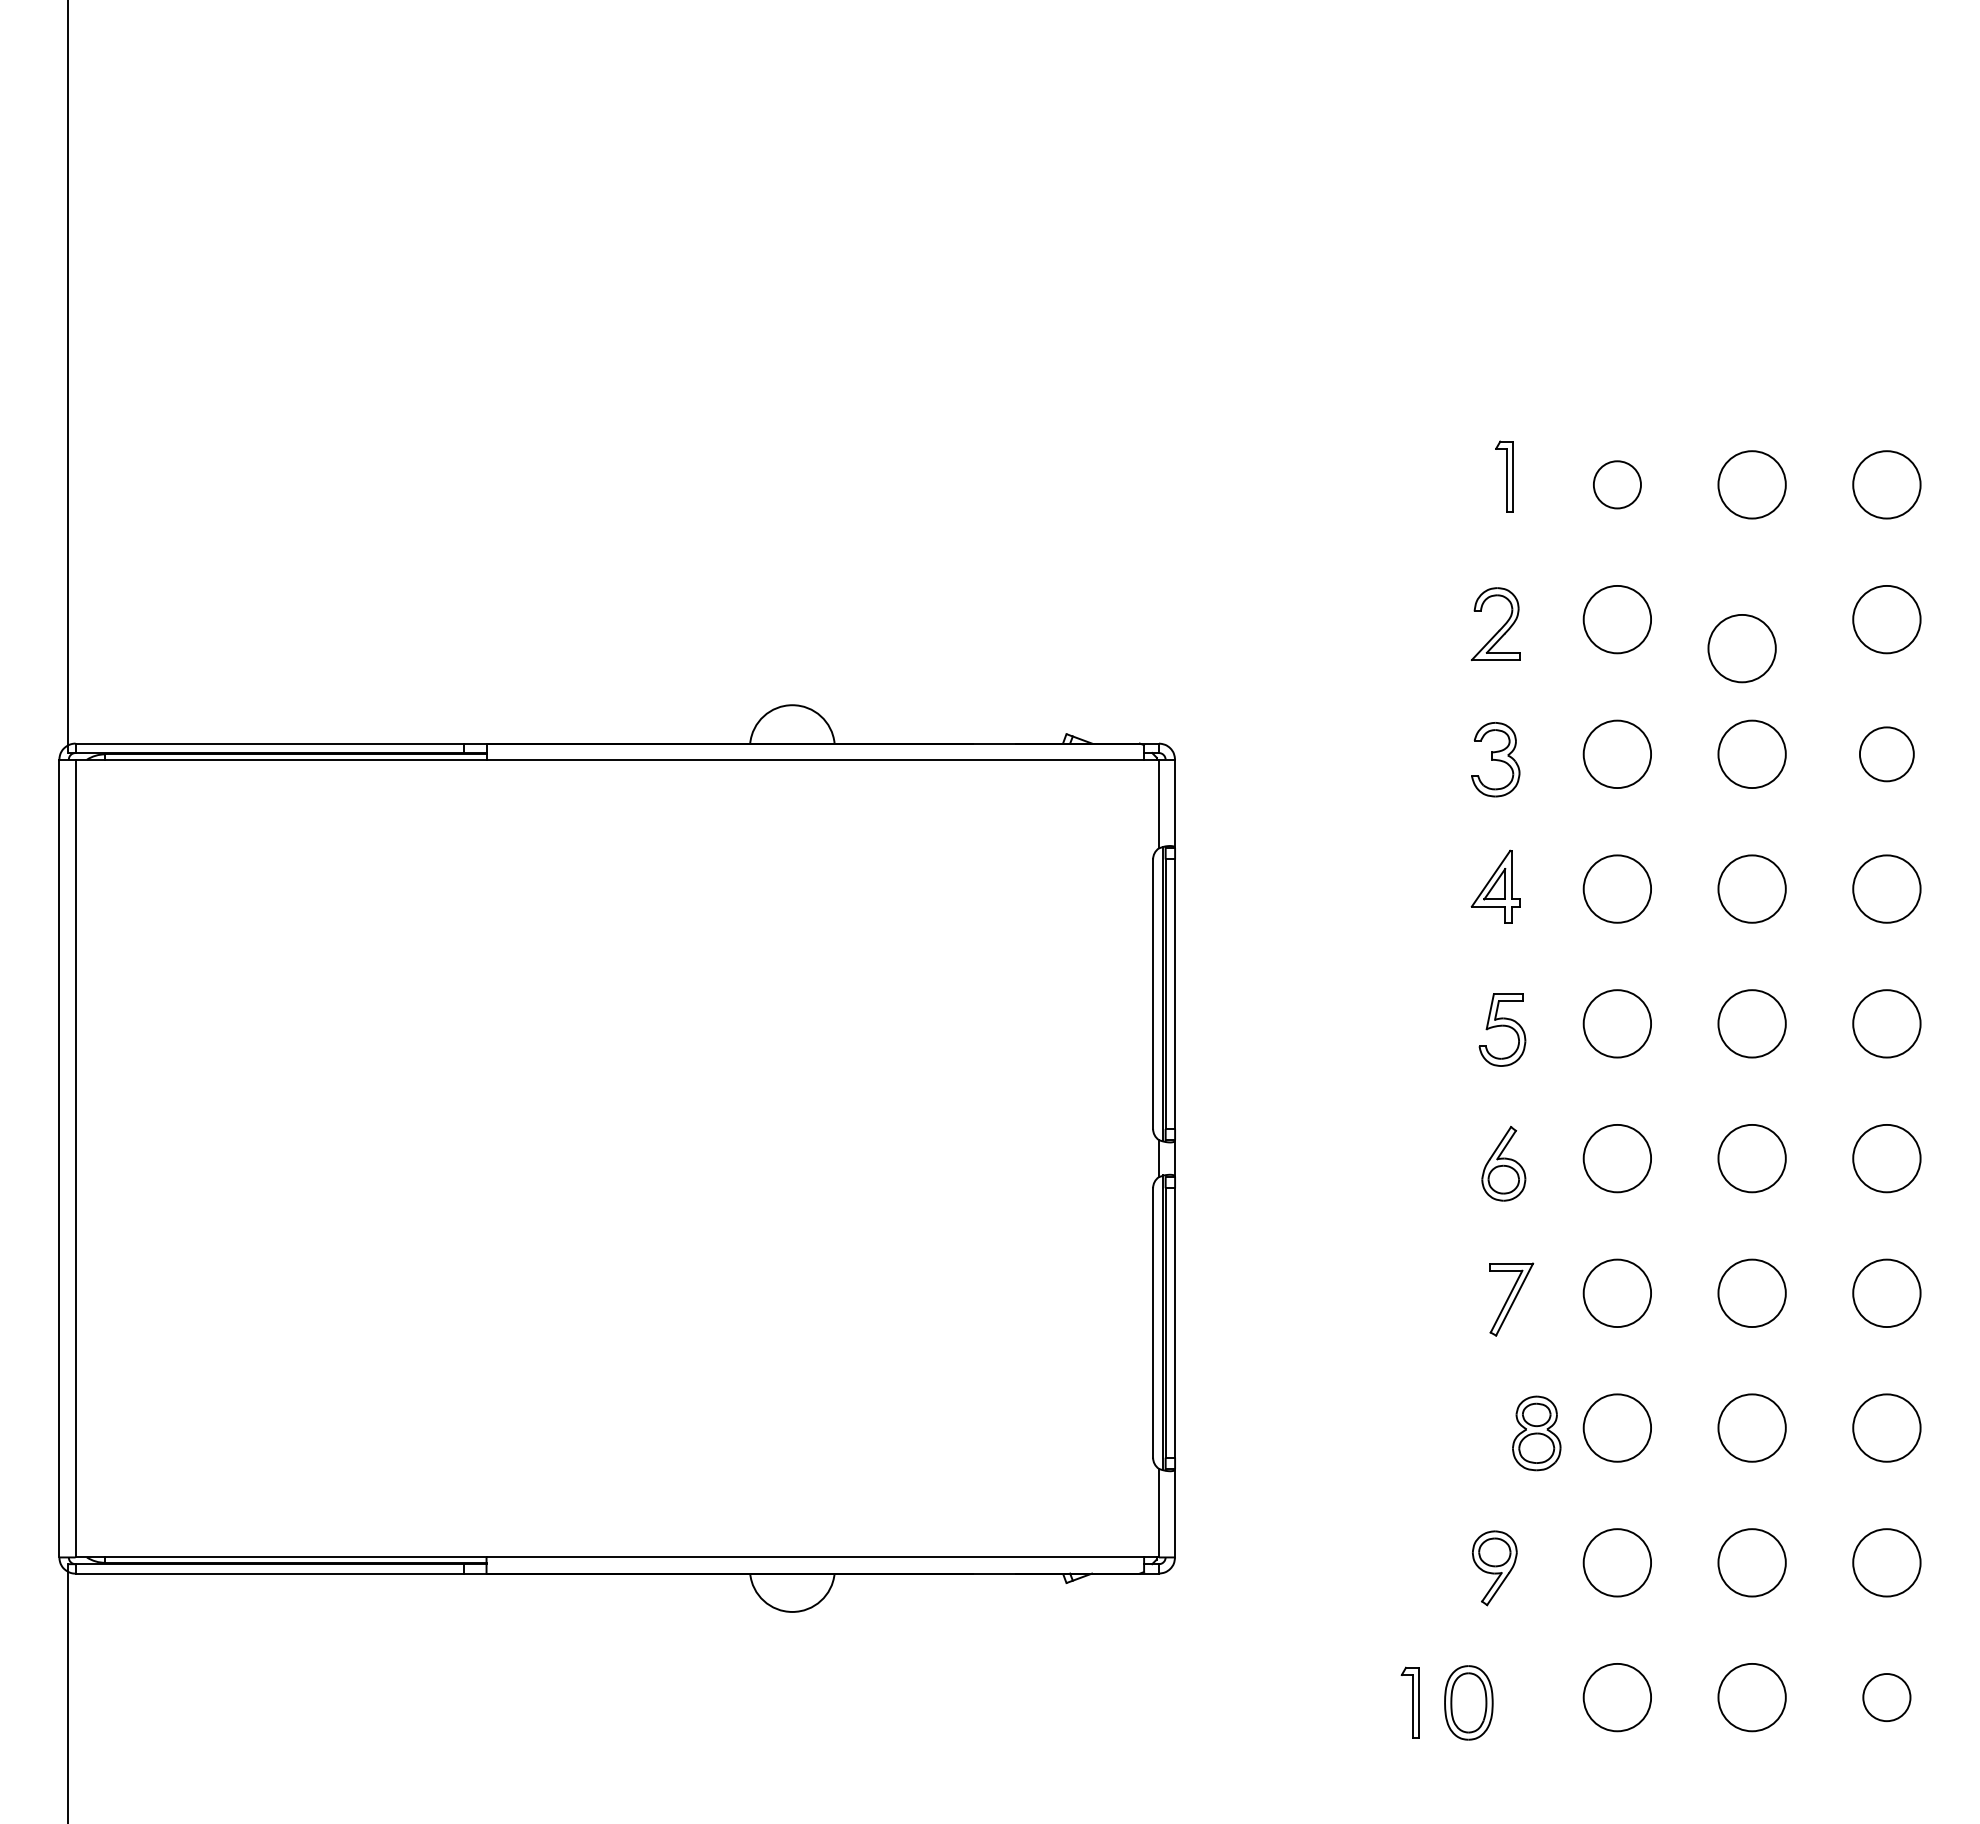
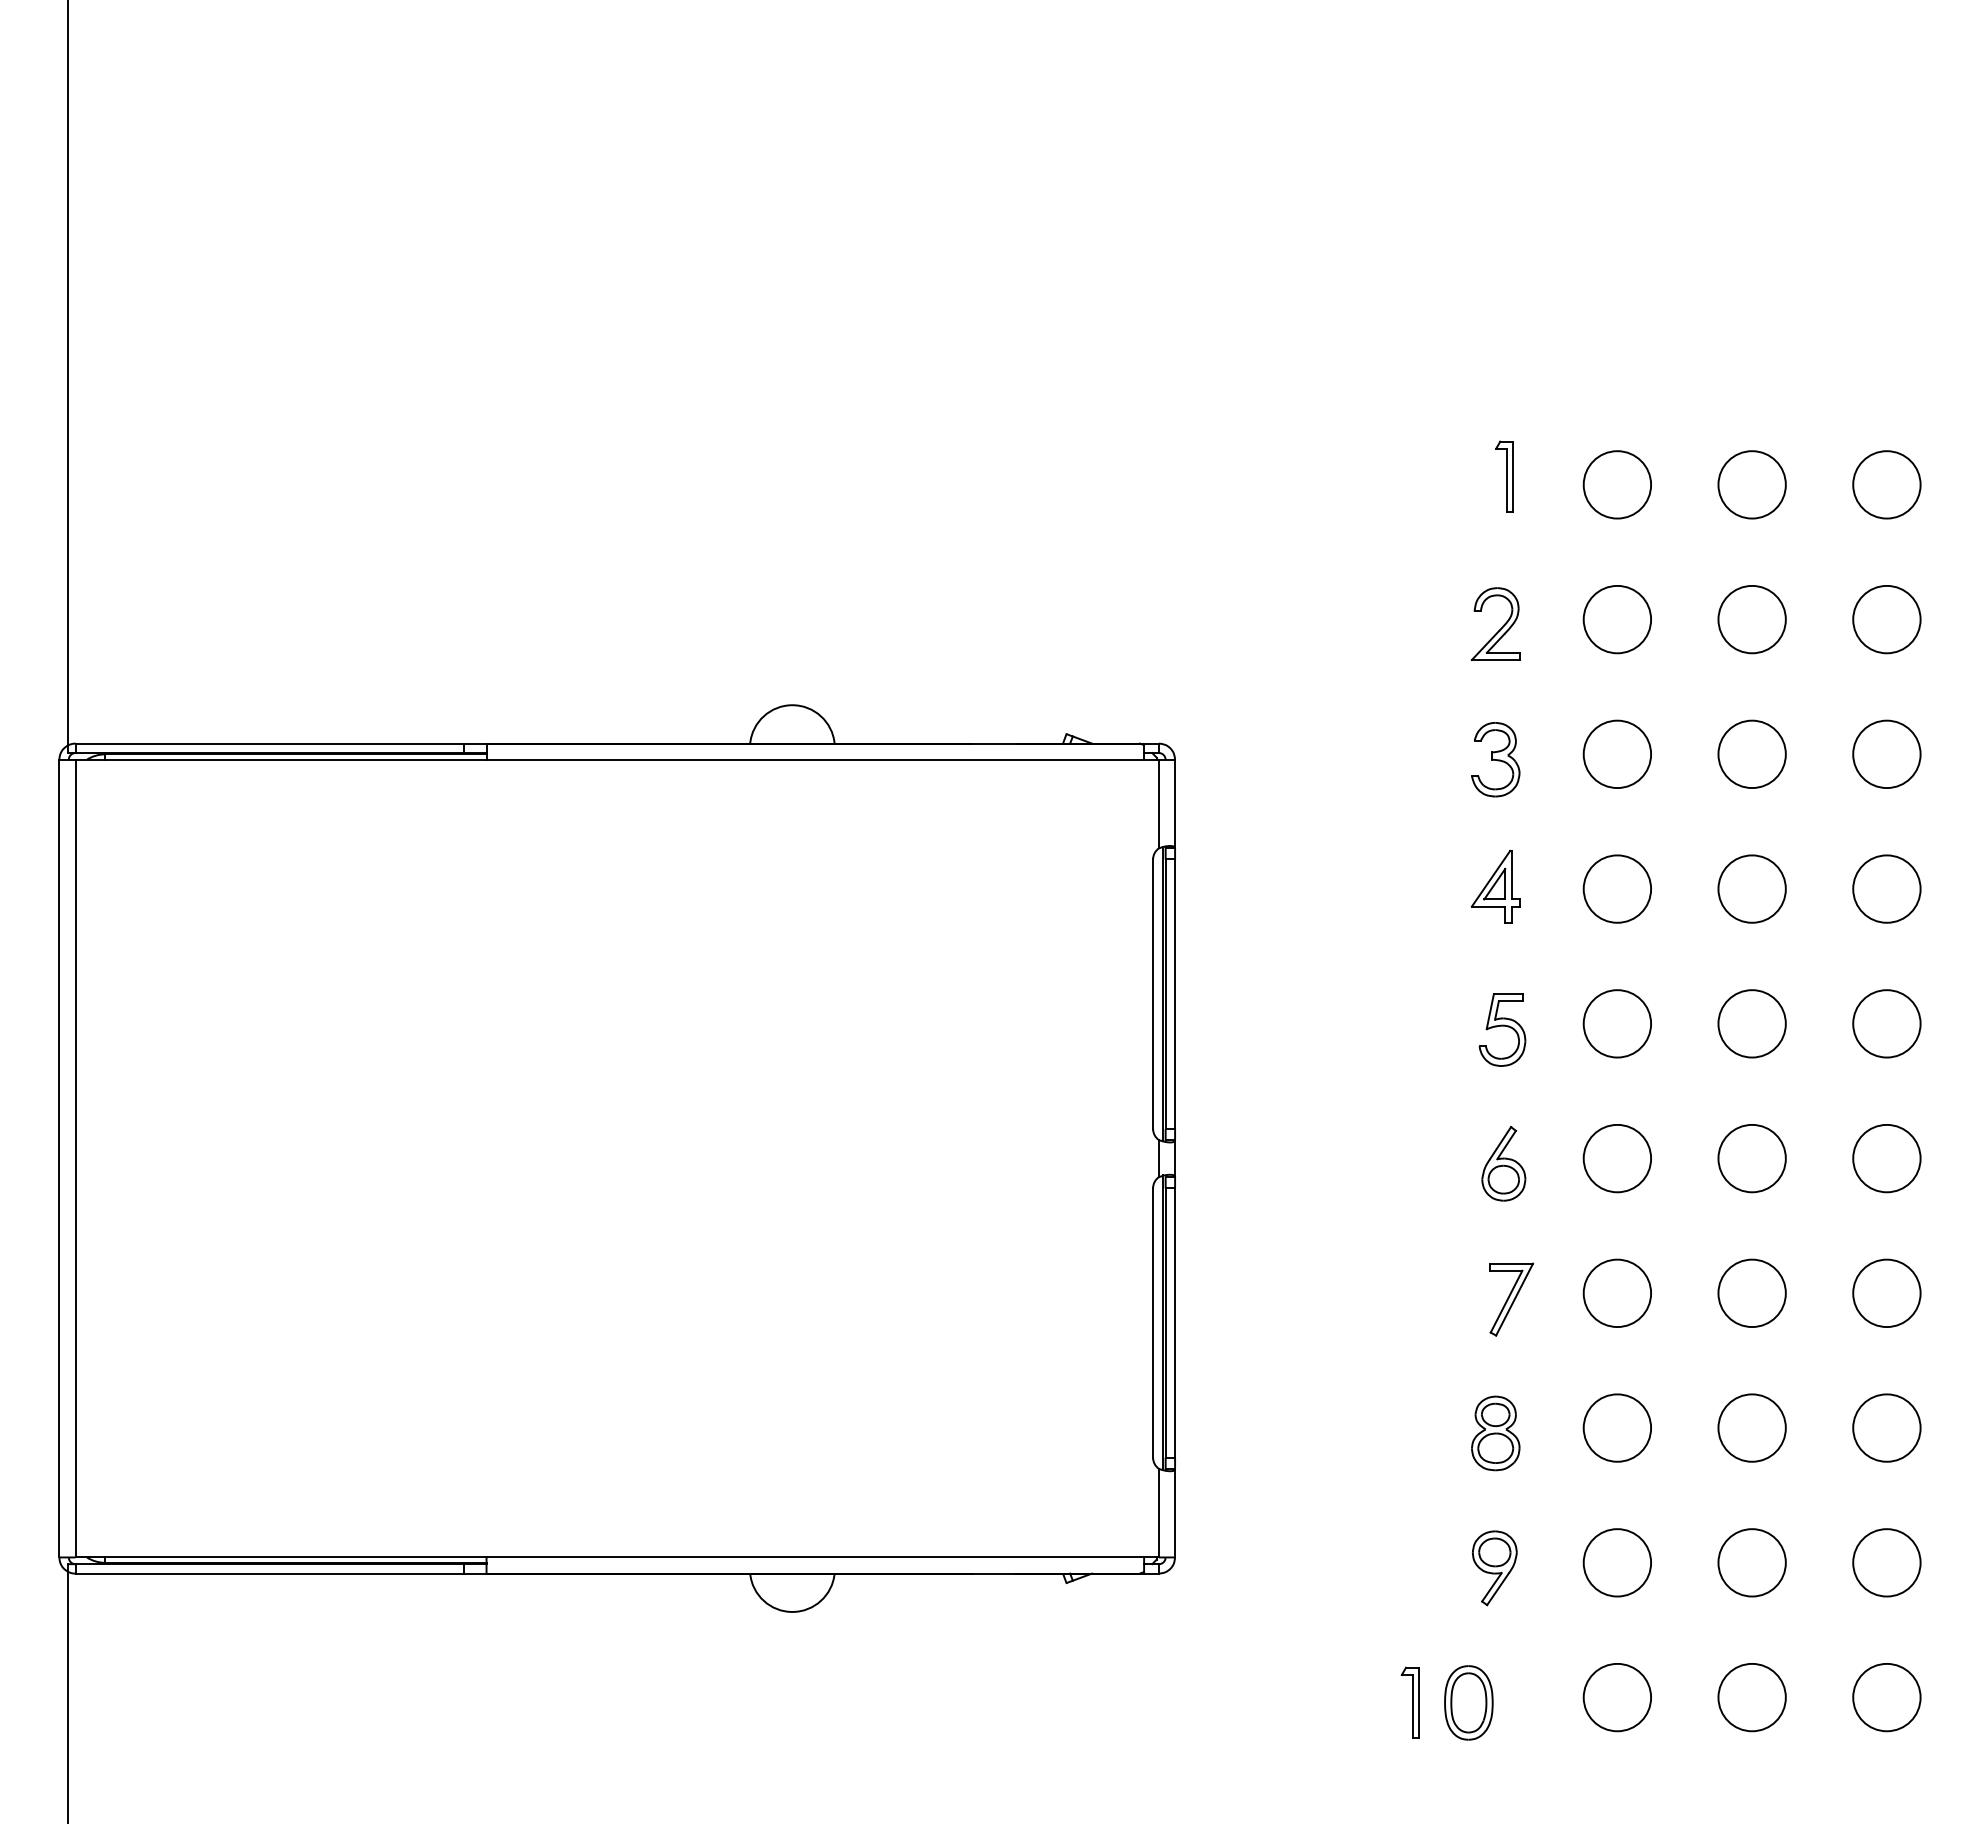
circle diameter: 47 px -> 67 px (1617, 484)
circle position: (1741, 648) -> (1751, 619) (1751, 619)
circle diameter: 54 px -> 67 px (1886, 754)
part position: (1536, 1433) -> (1495, 1433) (1495, 1433)
circle diameter: 47 px -> 67 px (1886, 1697)
